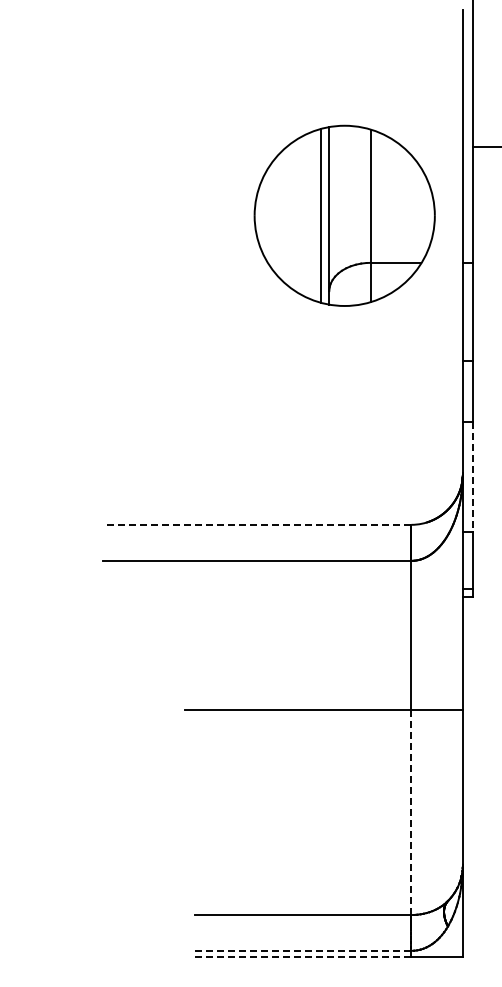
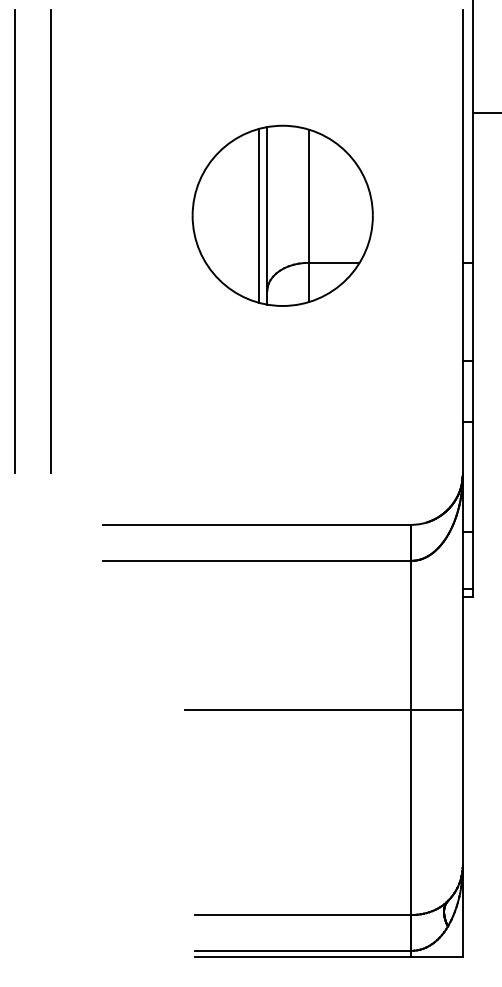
line position: (485, 146) -> (485, 112) (485, 112)
part position: (344, 215) -> (282, 215) (282, 215)
line: none -> present (14, 241)
line: none -> present (50, 241)
line: dashed -> solid (473, 477)
line: dashed -> solid (256, 524)
line: dashed -> solid (411, 812)
line: dashed -> solid (302, 950)
line: dashed -> solid (302, 957)
